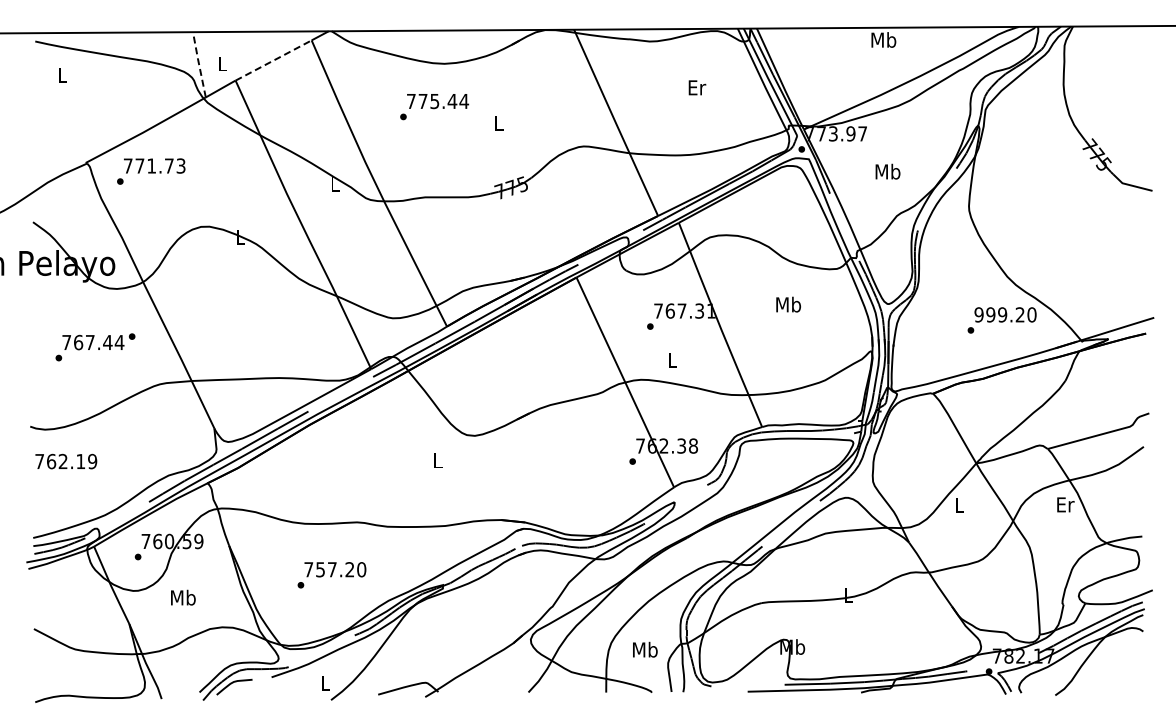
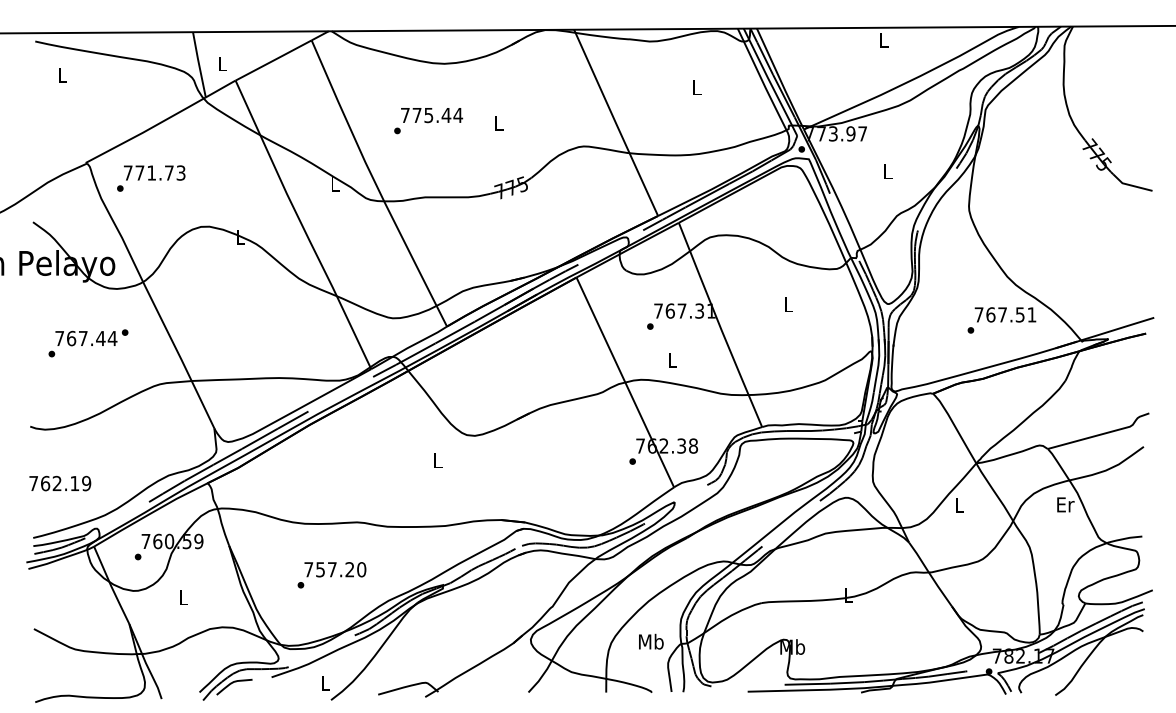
text: Mb -> L (883, 39)
line: dashed -> solid (273, 60)
line: dashed -> solid (198, 63)
text: Er -> L (697, 87)
text position: (434, 107) -> (428, 121) (428, 121)
text position: (151, 171) -> (151, 178) (151, 178)
text: Mb -> L (887, 171)
text: Mb -> L (788, 304)
text: 999.20 -> 767.51 (1005, 314)
text position: (95, 347) -> (88, 343) (88, 343)
text position: (66, 461) -> (60, 483) (60, 483)
text: Mb -> L (183, 597)
text position: (645, 649) -> (651, 641) (651, 641)
